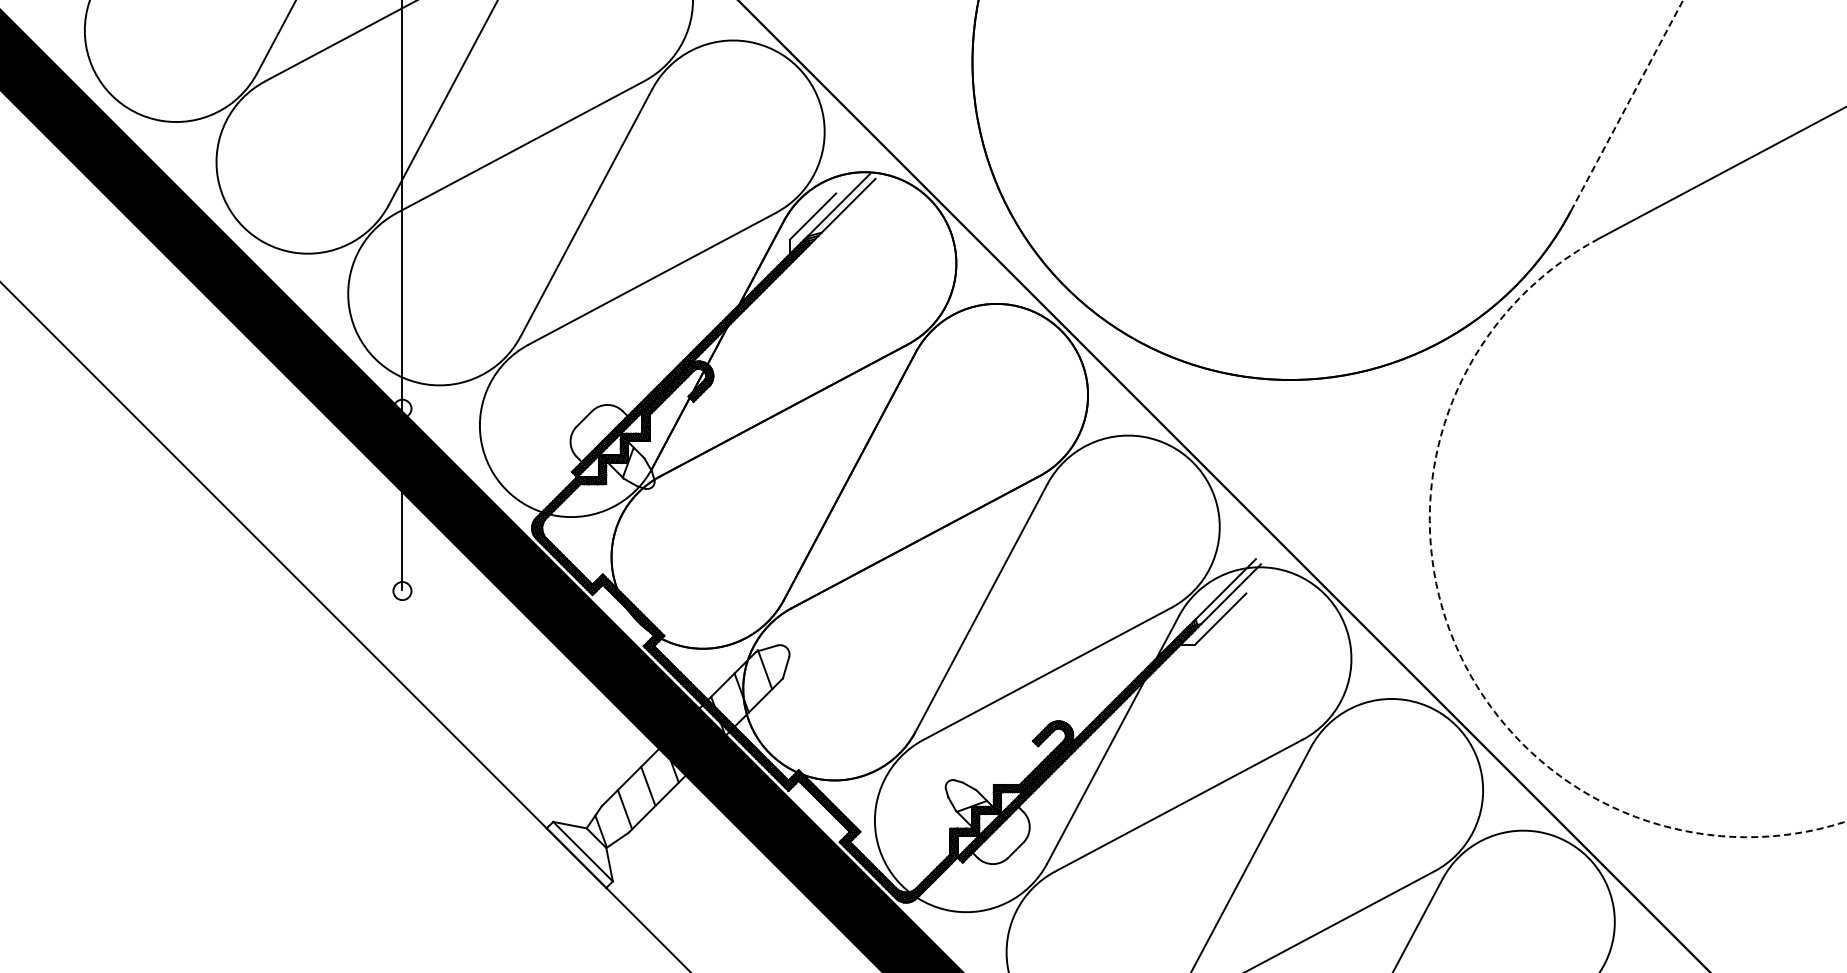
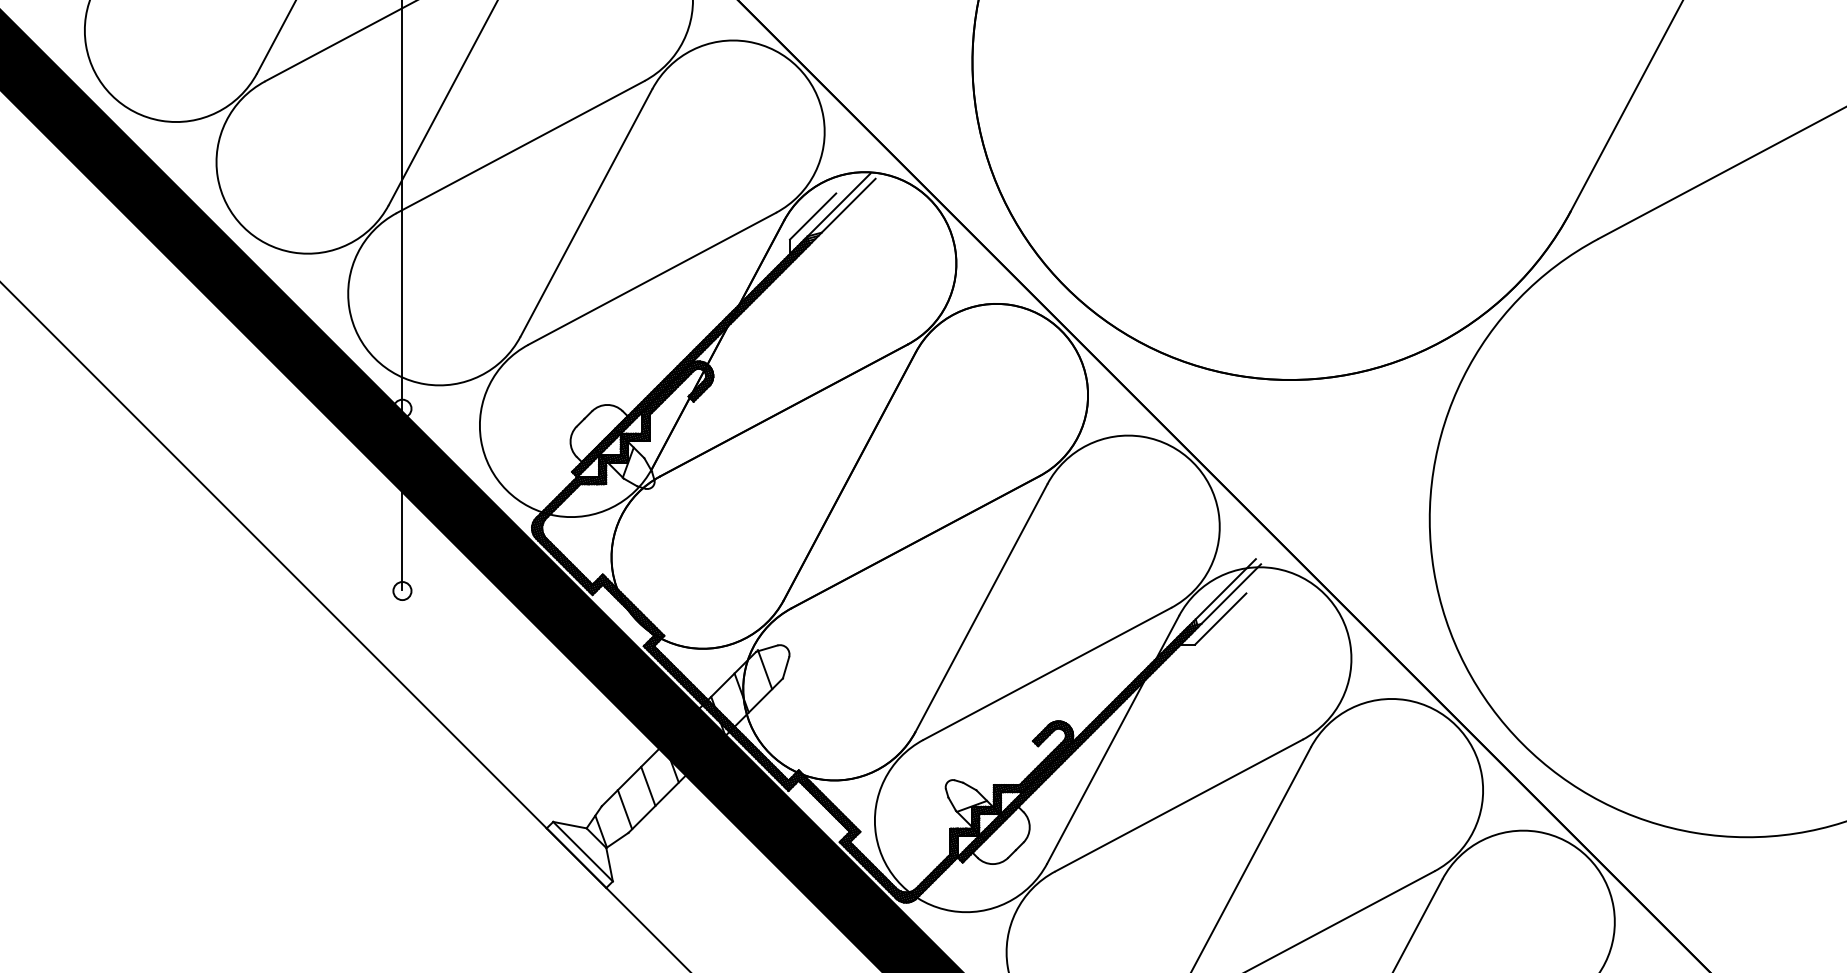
line: dashed -> solid (1627, 105)
arc: dashed -> solid (1455, 644)
